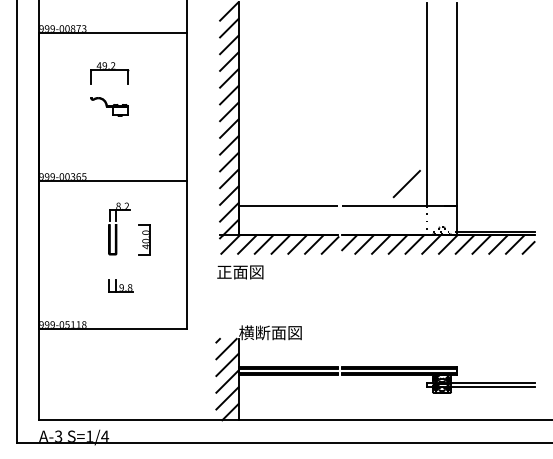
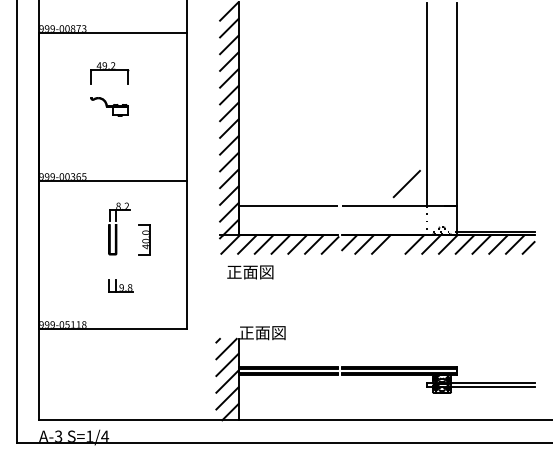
line: present -> none (397, 244)
text position: (240, 272) -> (250, 272) (250, 272)
text: 横断面図 -> 正面図 (270, 332)
